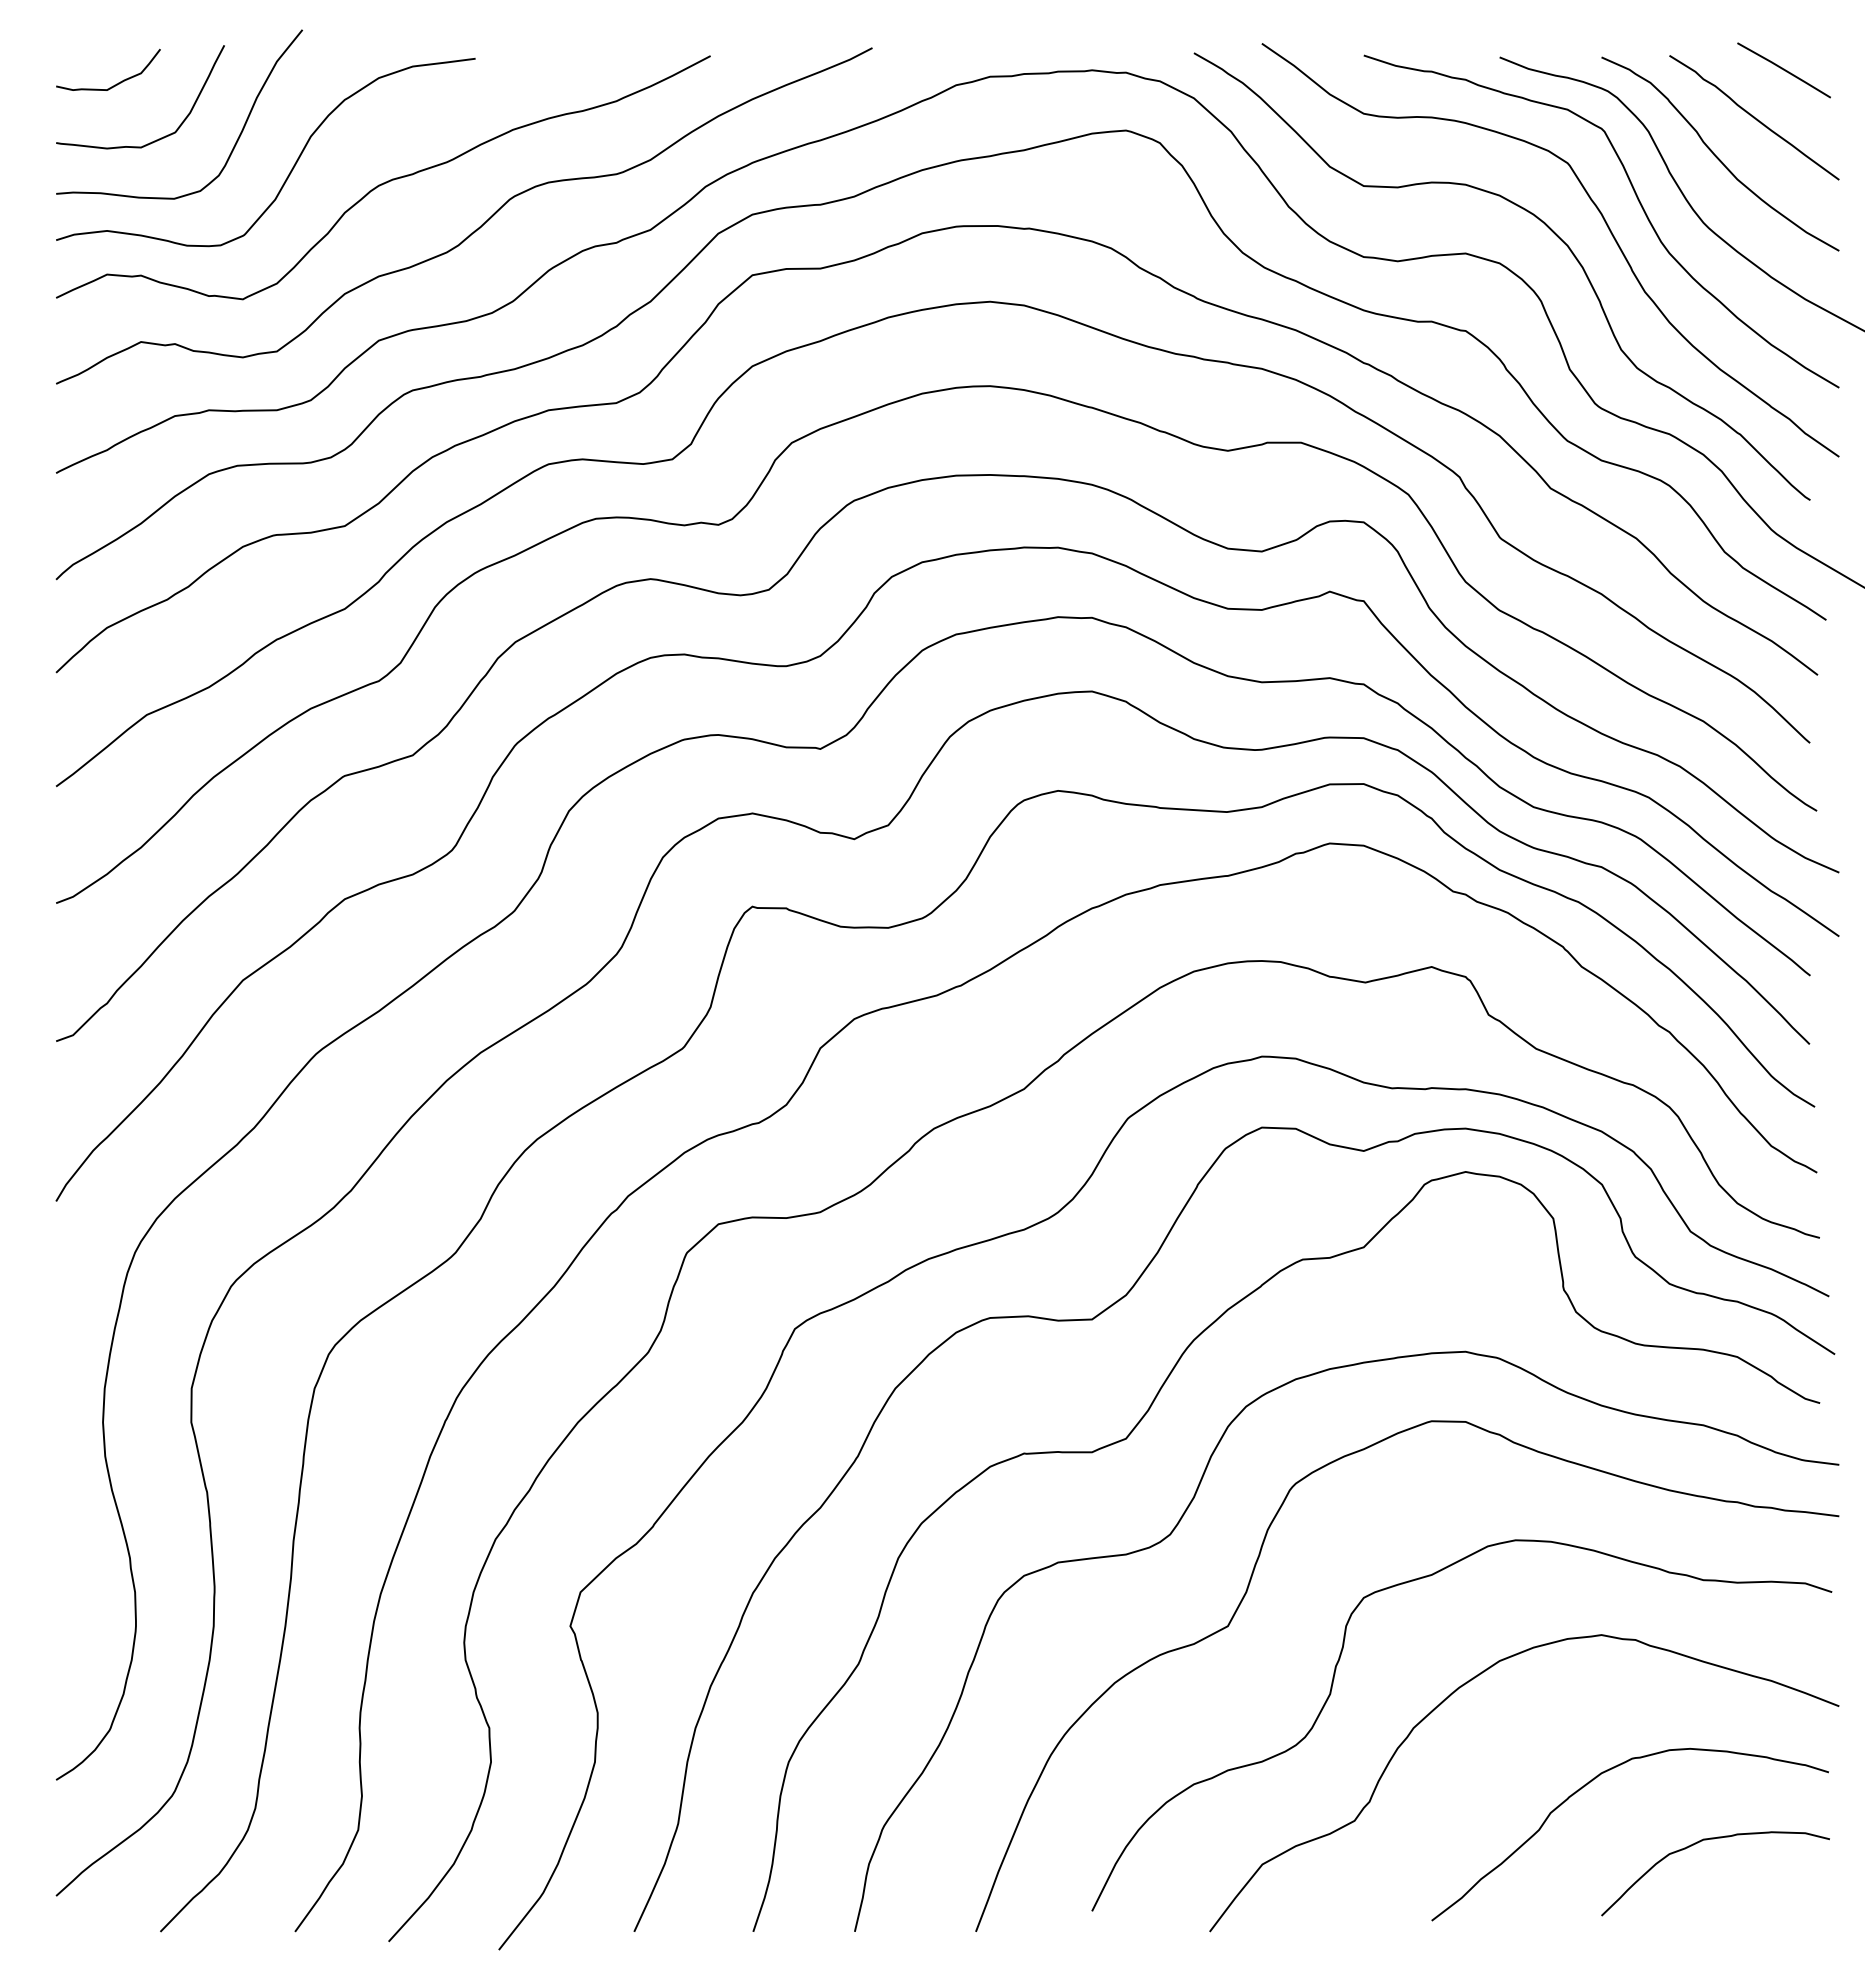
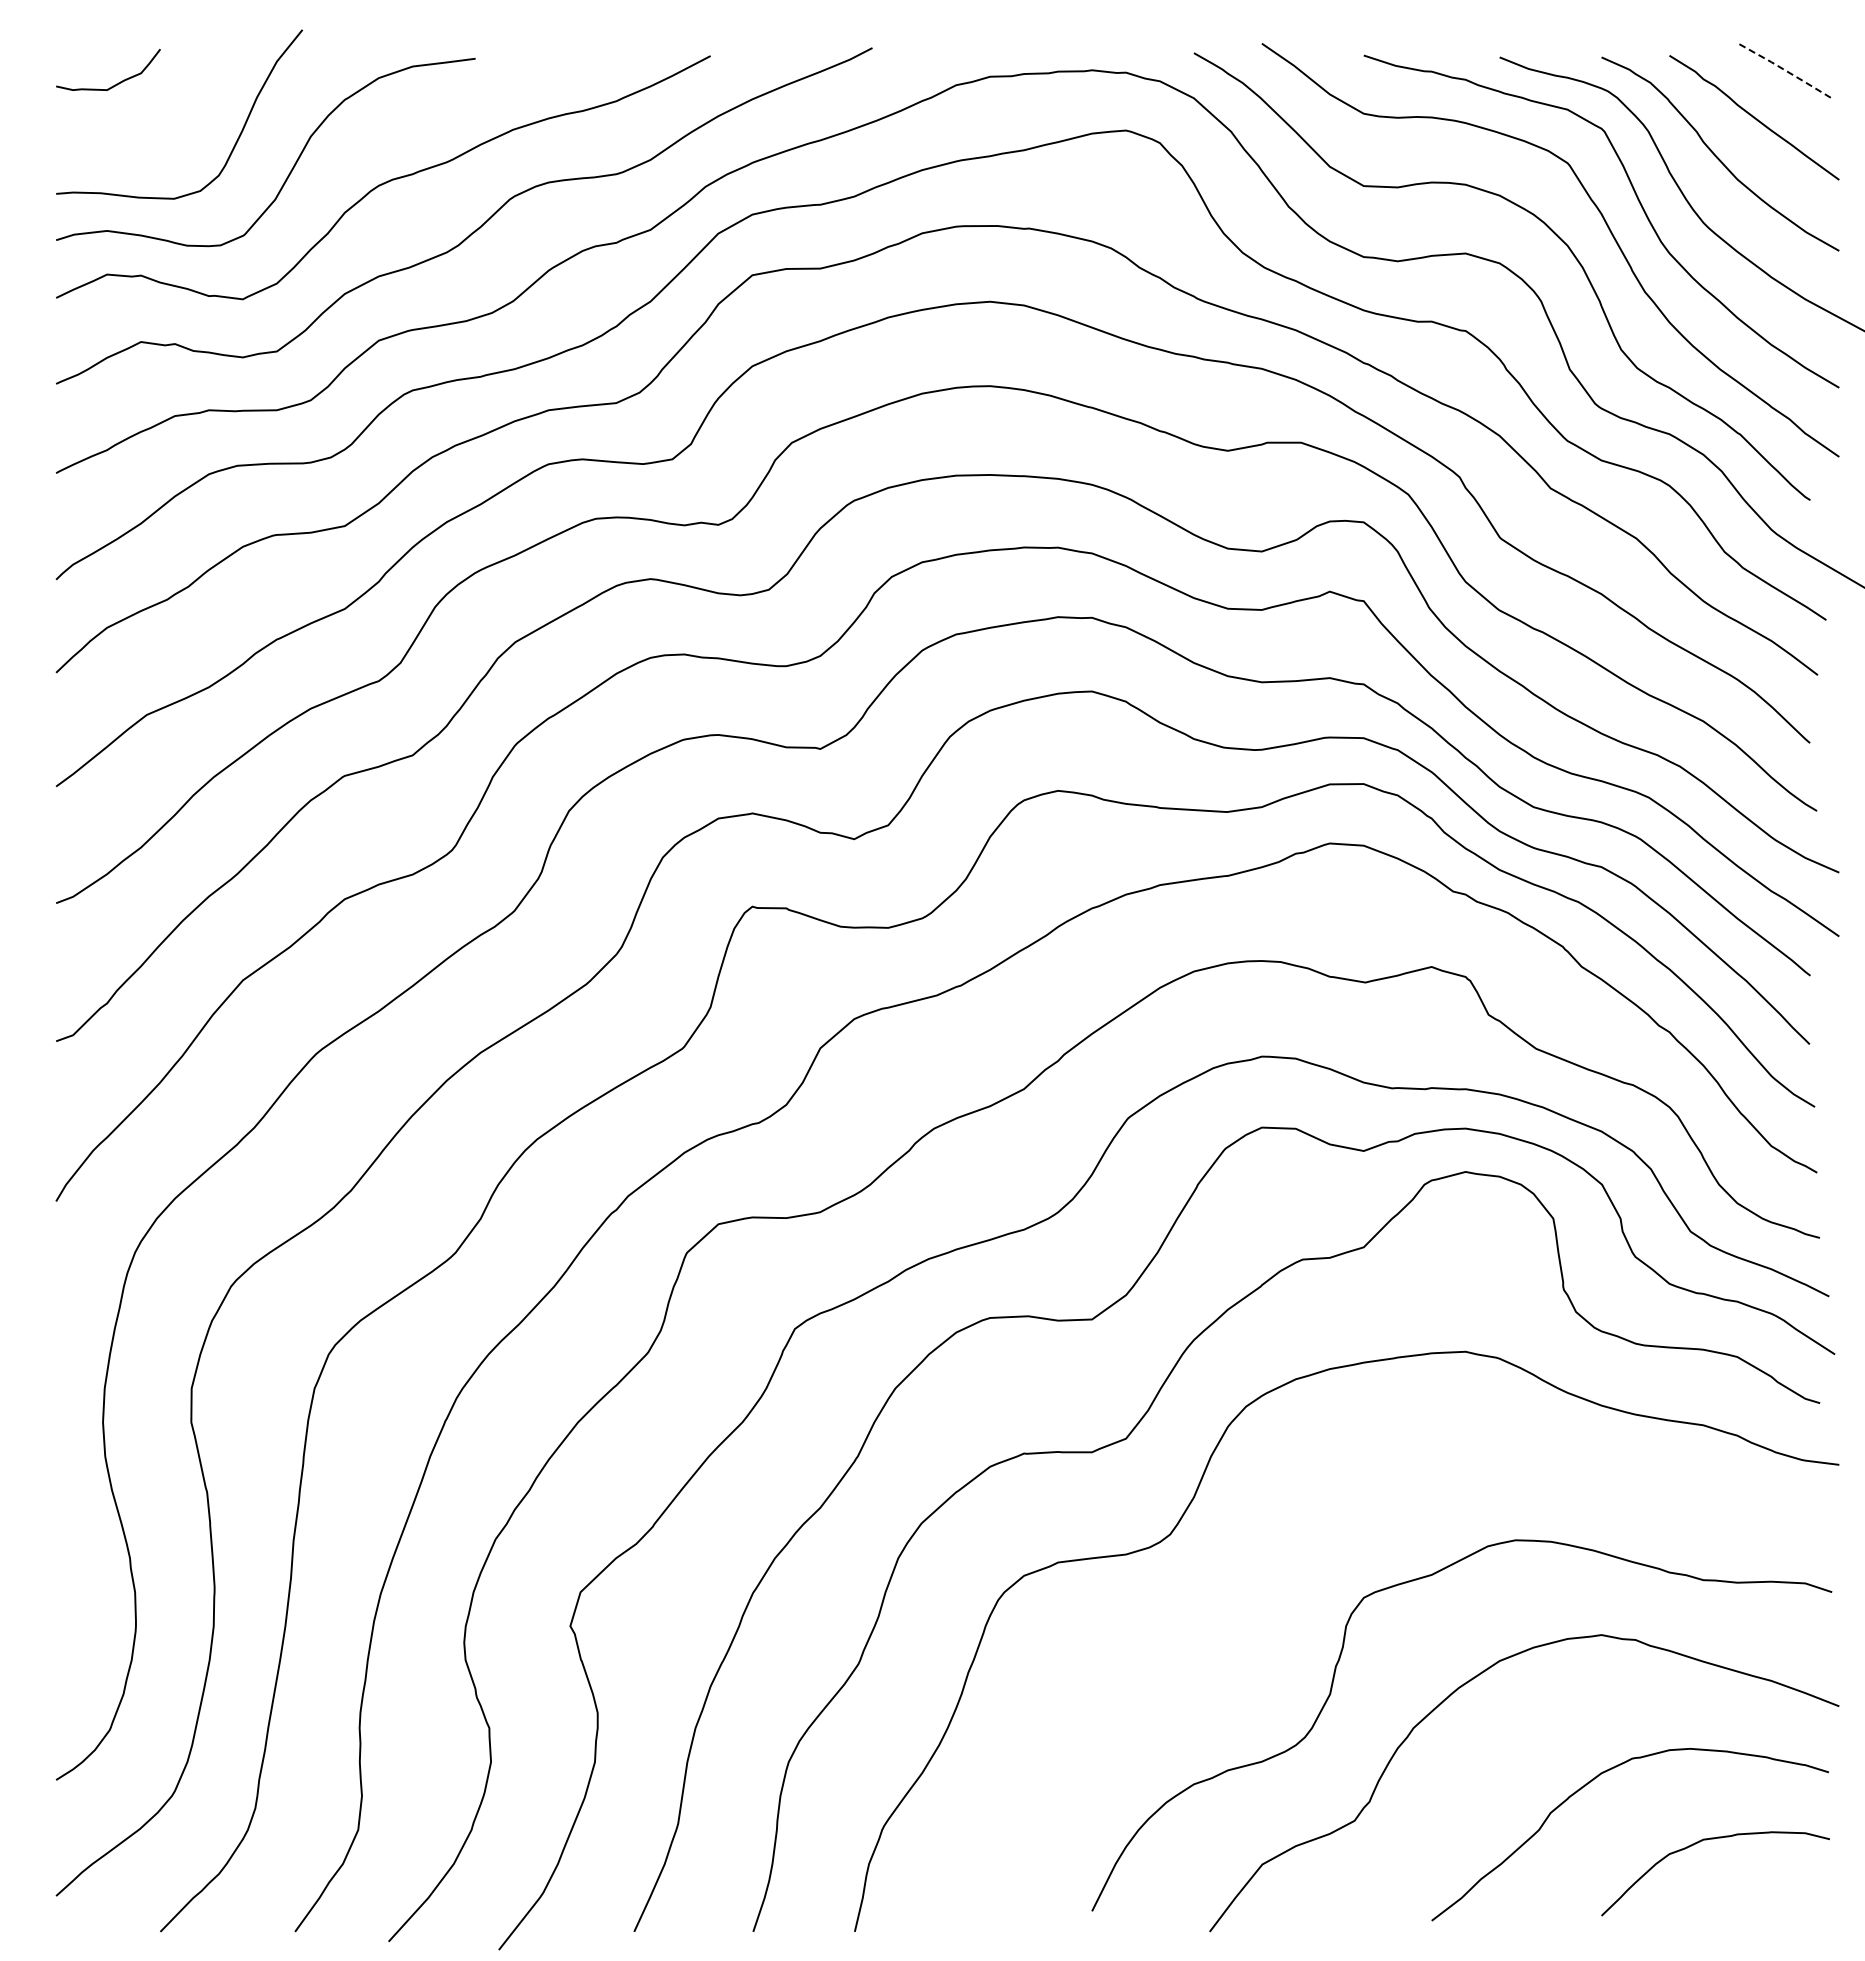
line: solid -> dashed (1784, 69)
curve: present -> none (158, 138)
curve: present -> none (1246, 1594)
